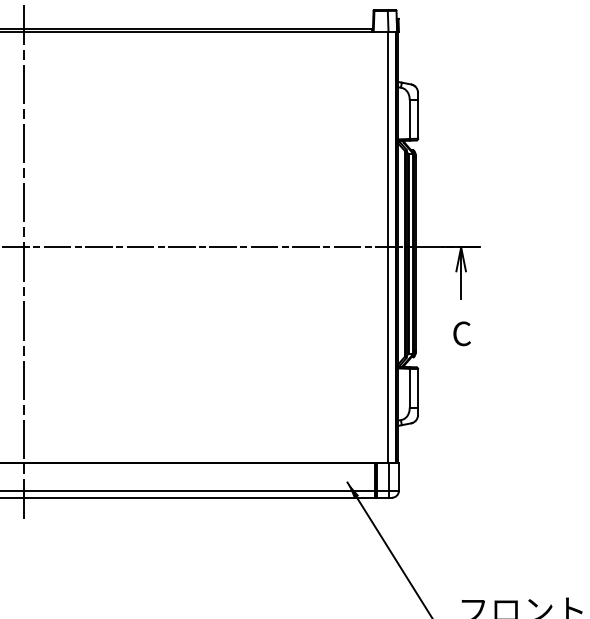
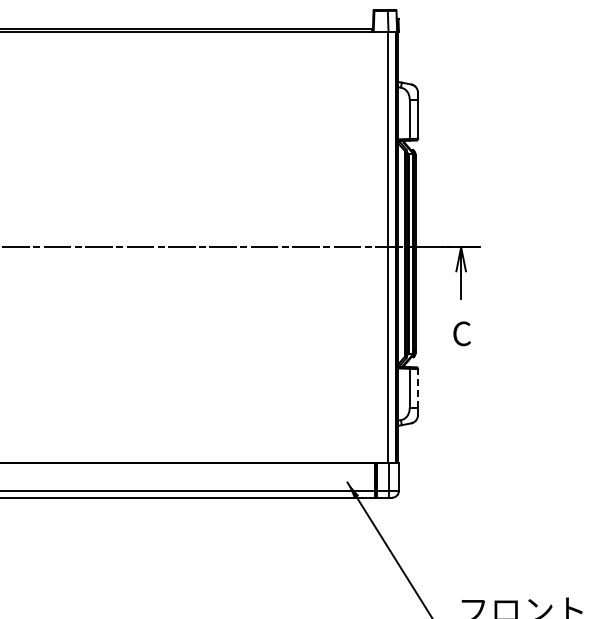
line: present -> none (24, 263)
line: solid -> dashed (418, 387)
